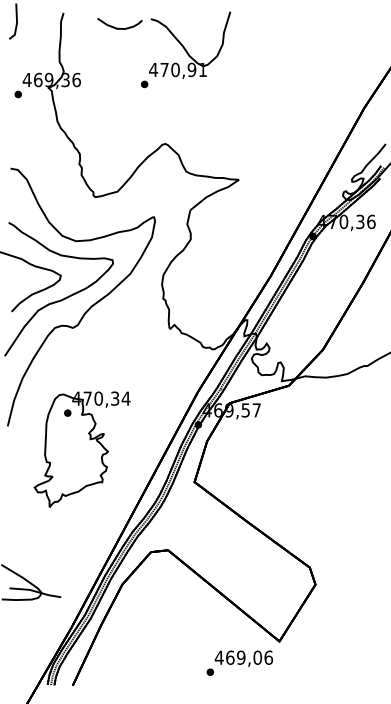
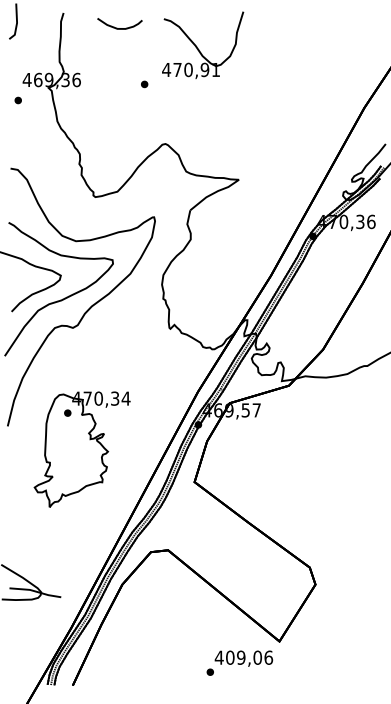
part position: (184, 46) -> (197, 46) (197, 46)
part position: (17, 94) -> (17, 100) (17, 100)
text: 469,06 -> 409,06 (230, 657)
